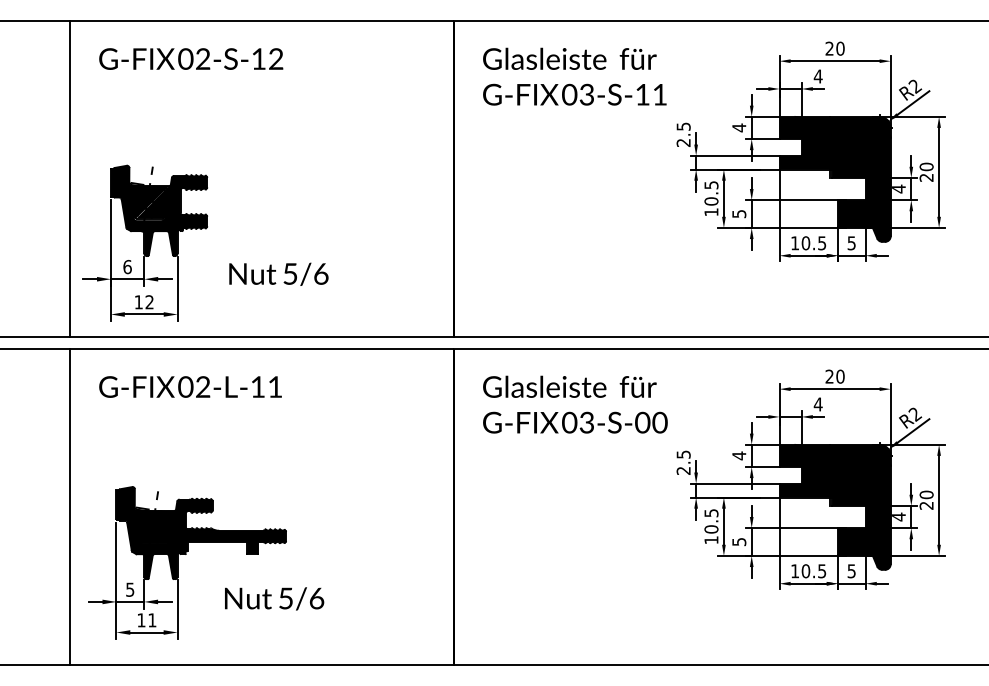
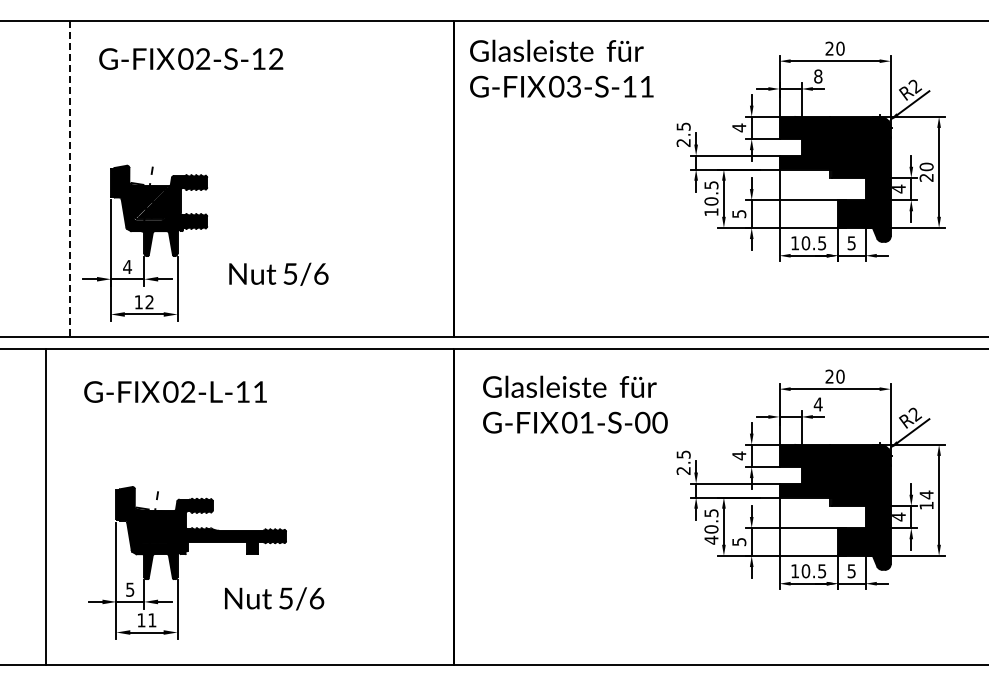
text position: (574, 76) -> (561, 68) (561, 68)
text: 4 -> 8 (817, 76)
line: solid -> dashed (69, 179)
text: 6 -> 4 (127, 266)
text position: (190, 386) -> (175, 391) (175, 391)
text: 03-S-00 -> 01-S-00 (586, 422)
text: 20 -> 14 (926, 499)
line position: (69, 506) -> (45, 506) (45, 506)
text: 10.5 -> 40.5 (711, 539)
